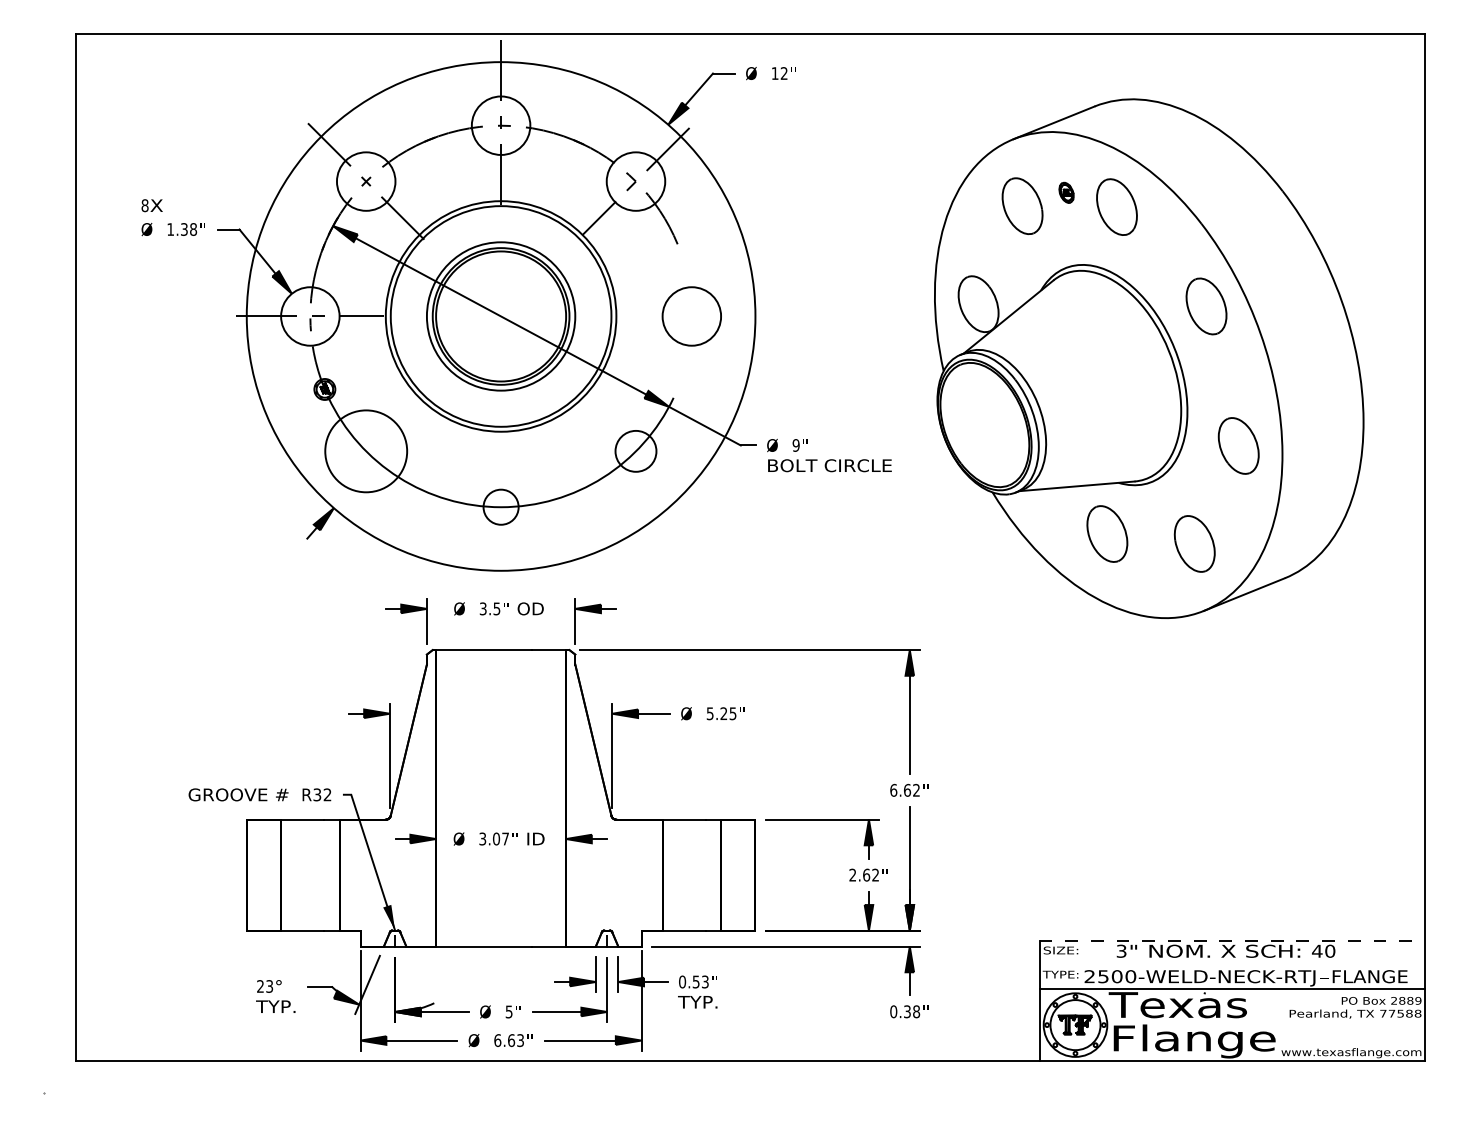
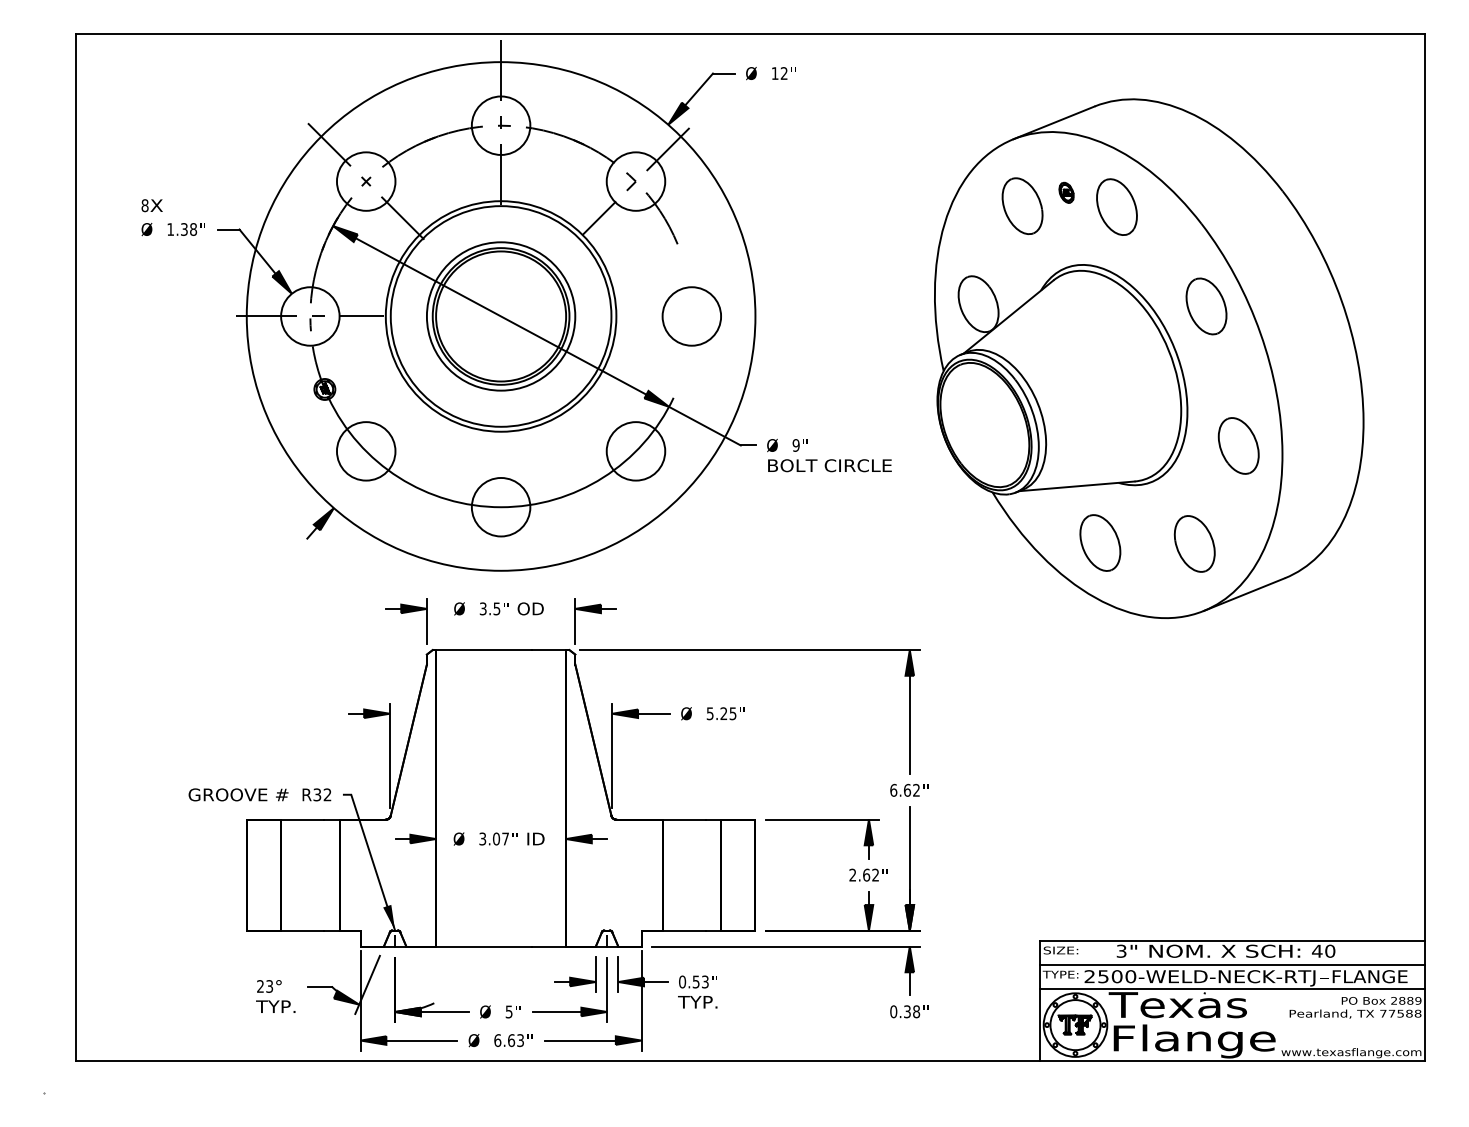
circle diameter: 41 px -> 58 px (635, 451)
circle diameter: 82 px -> 58 px (365, 451)
circle diameter: 35 px -> 58 px (500, 506)
part position: (1107, 533) -> (1100, 542) (1100, 542)
line: dashed -> solid (1232, 940)
line: none -> present (1231, 964)
